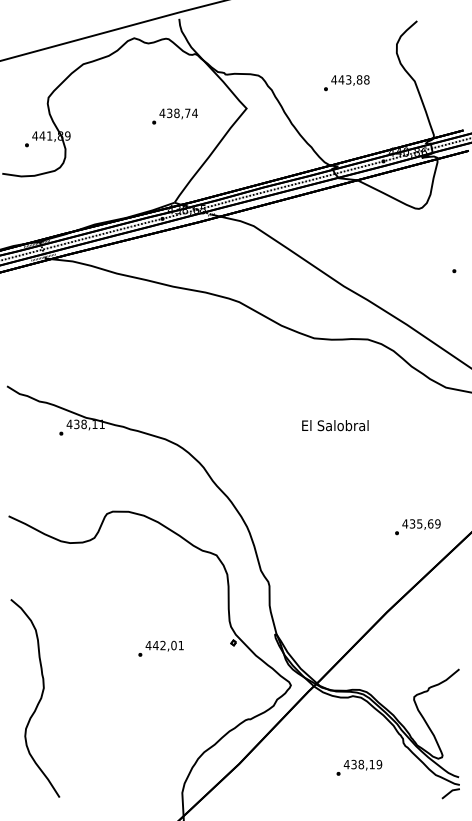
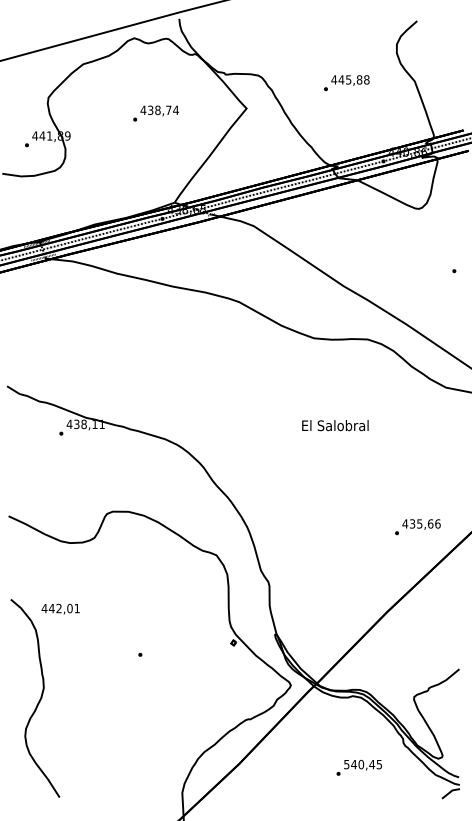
text: 443,88 -> 445,88 (348, 79)
text position: (174, 116) -> (155, 113) (155, 113)
text: 435,69 -> 435,66 (437, 523)
text position: (164, 645) -> (60, 608) (60, 608)
text: 438,19 -> 540,45 (362, 764)
